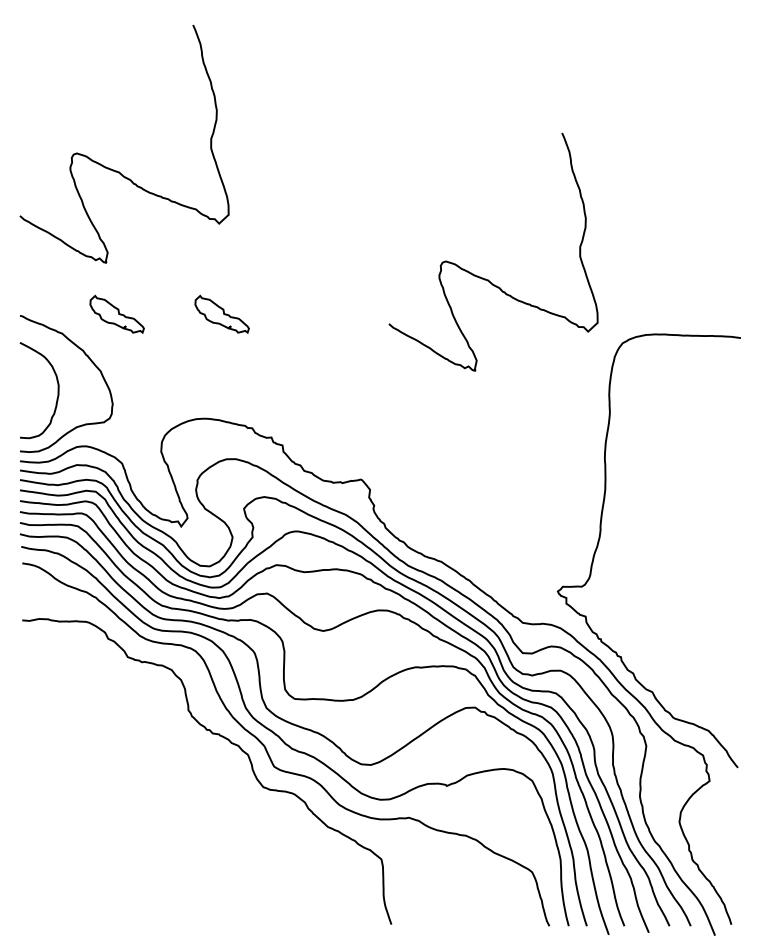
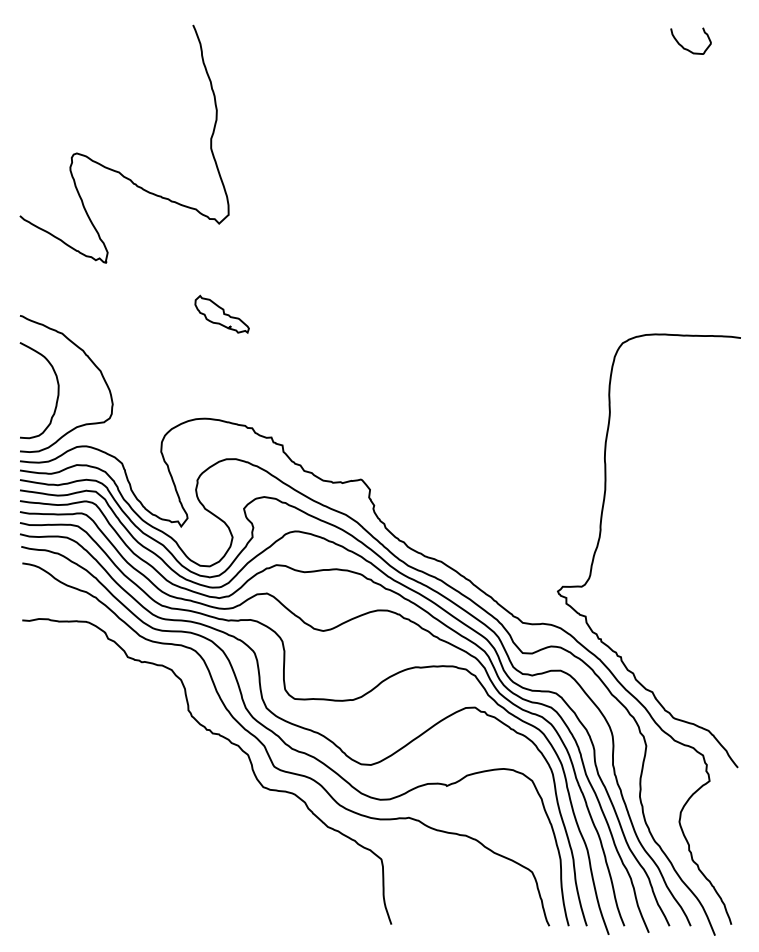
curve: none -> present (687, 48)
curve: present -> none (485, 278)
part: present -> none (116, 313)
